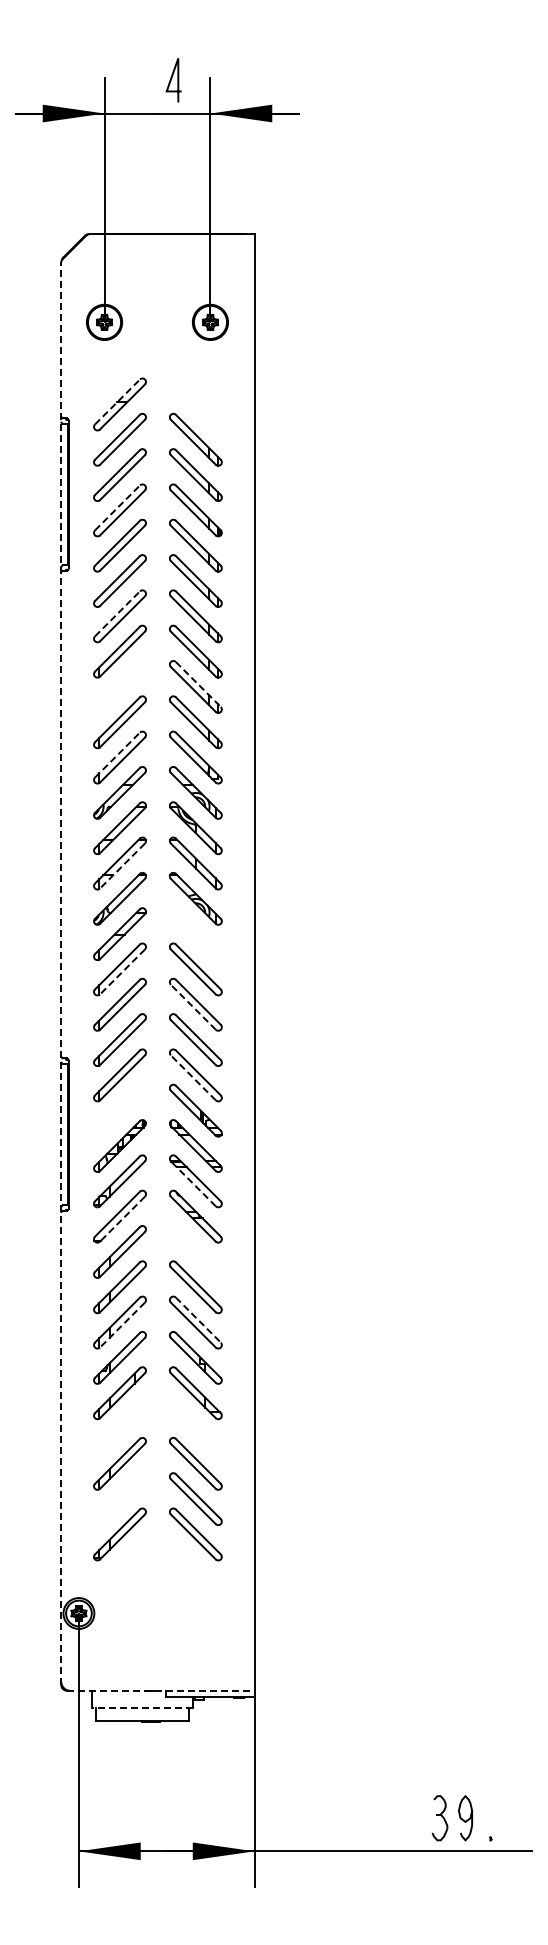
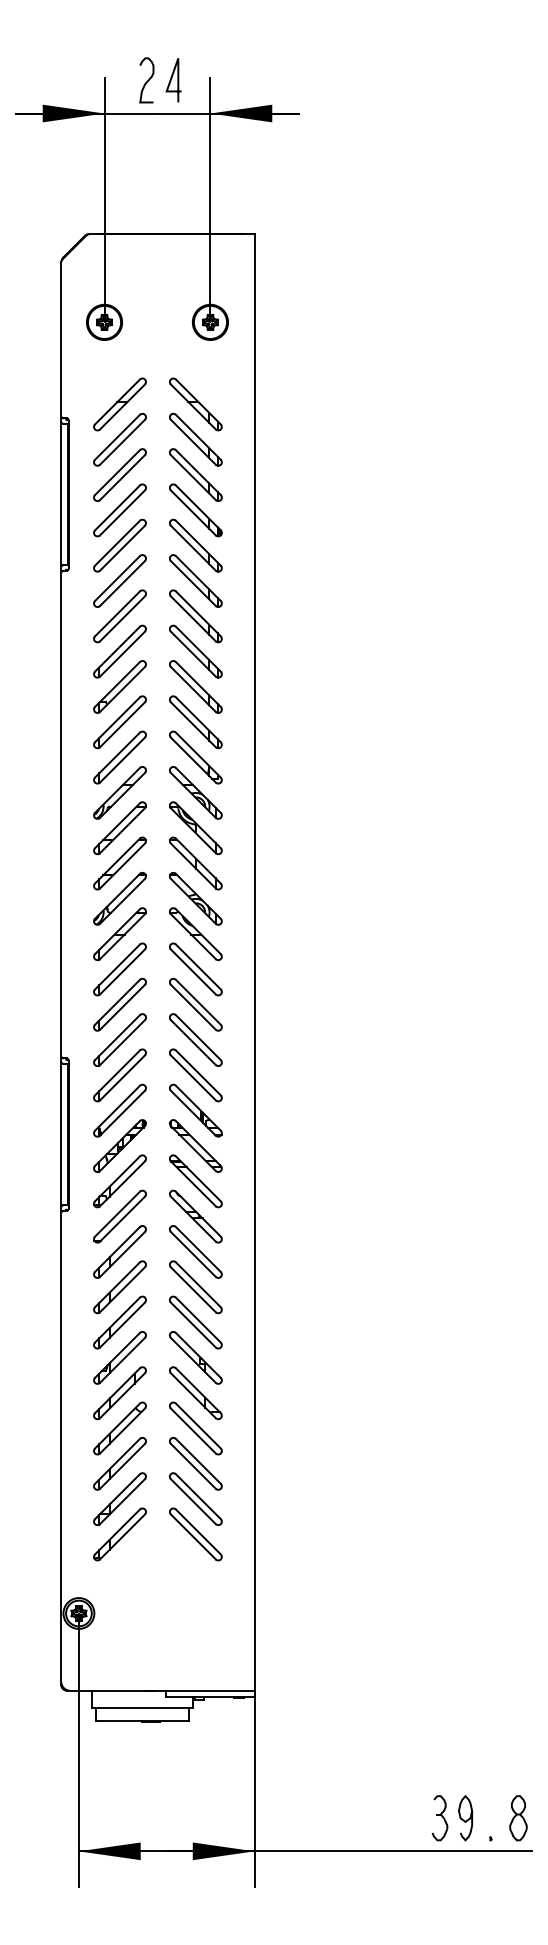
curve: none -> present (147, 80)
line: dashed -> solid (117, 401)
part: none -> present (195, 404)
line: dashed -> solid (117, 507)
line: dashed -> solid (117, 613)
line: dashed -> solid (198, 684)
part: none -> present (119, 686)
line: dashed -> solid (117, 755)
line: dashed -> solid (122, 866)
part: none -> present (195, 933)
line: dashed -> solid (122, 971)
line: dashed -> solid (61, 973)
line: dashed -> solid (193, 1007)
line: dashed -> solid (193, 1077)
part: none -> present (119, 1110)
line: dashed -> solid (193, 1183)
line: dashed -> solid (122, 1219)
part: none -> present (195, 1251)
line: dashed -> solid (198, 1320)
line: dashed -> solid (122, 1325)
part: none -> present (119, 1428)
part: none -> present (195, 1428)
part: none -> present (119, 1498)
line: dashed -> solid (160, 1690)
line: dashed -> solid (141, 1707)
part: none -> present (518, 1818)
